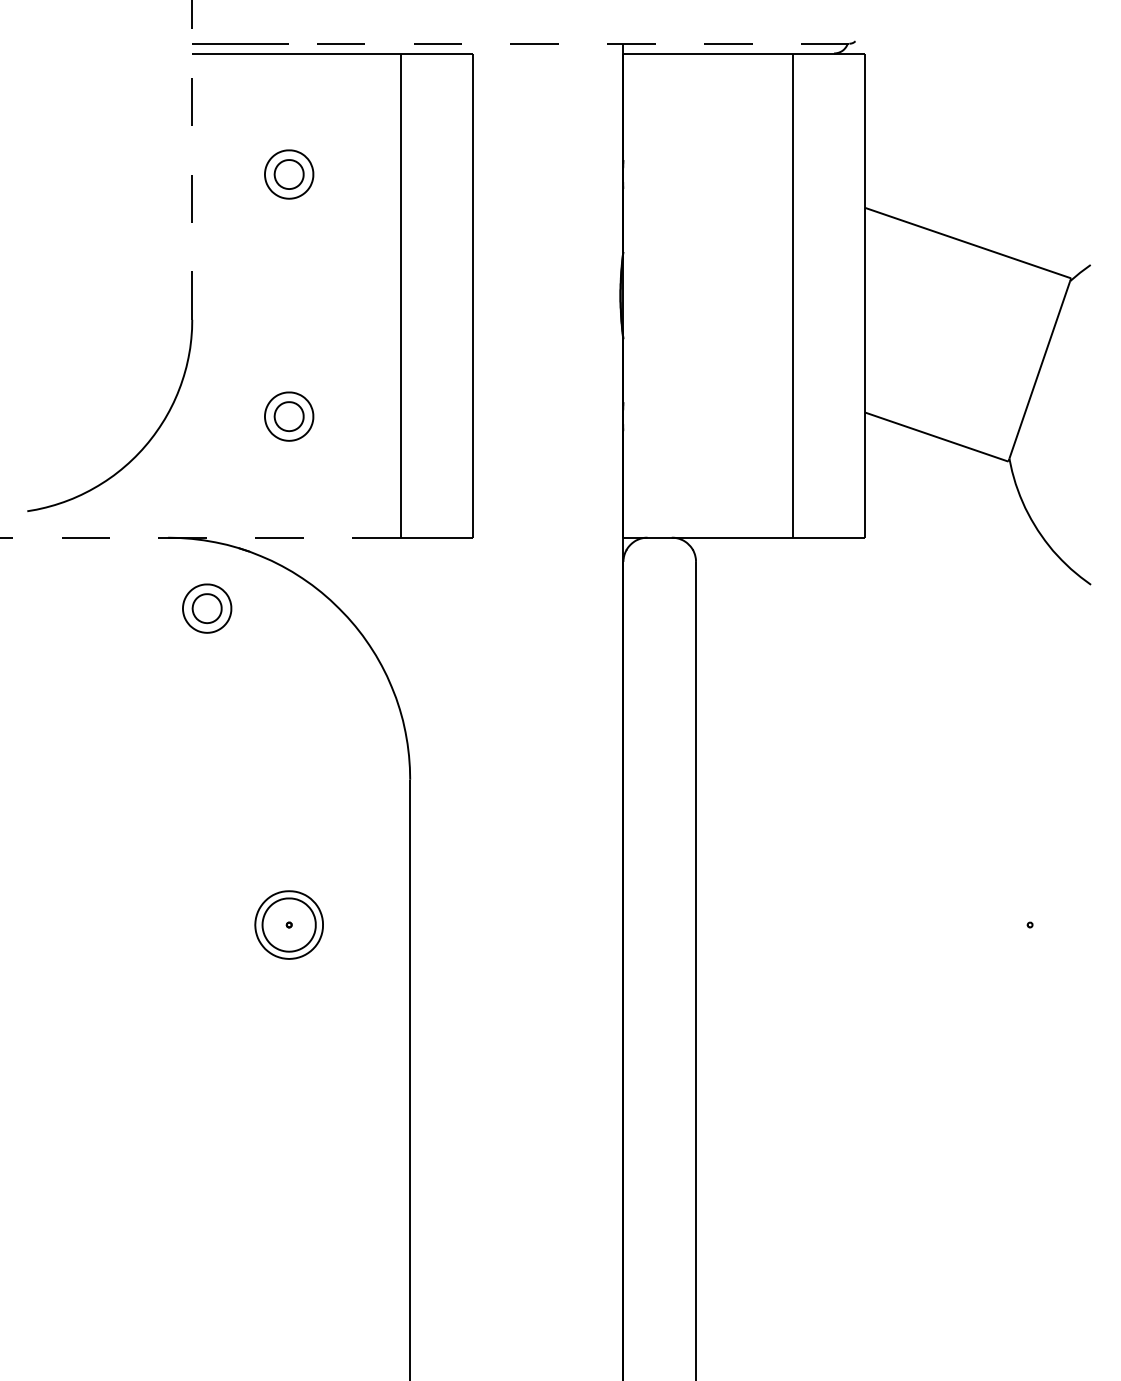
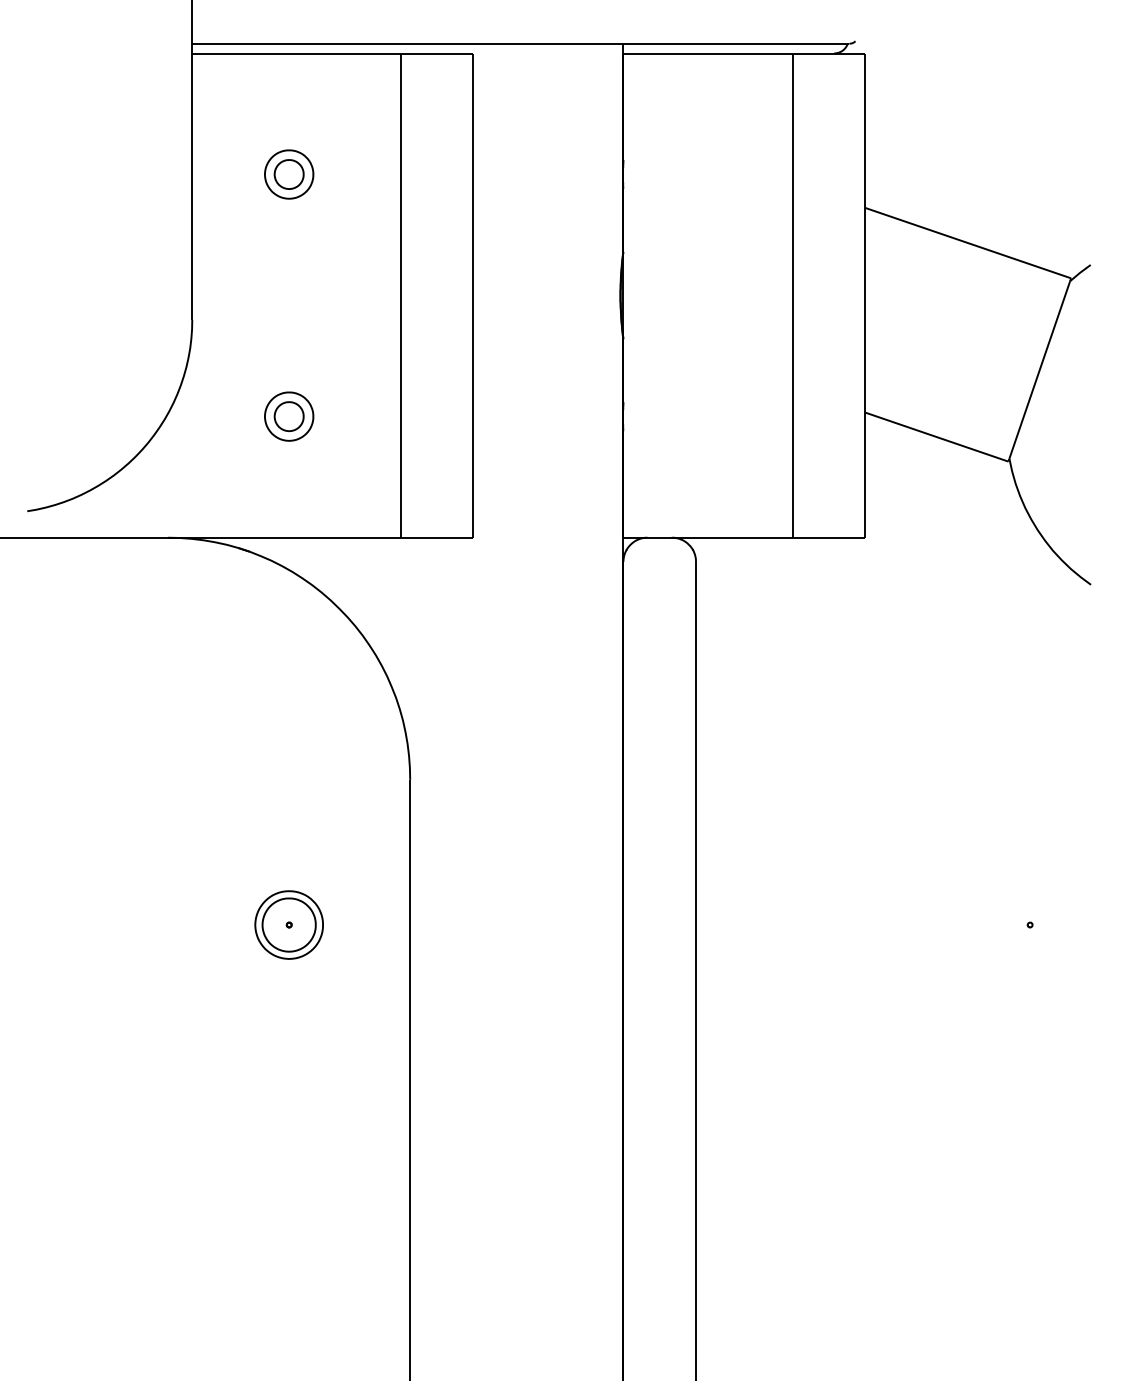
line: dashed -> solid (568, 43)
line: dashed -> solid (192, 159)
line: dashed -> solid (200, 537)
part: present -> none (207, 608)
